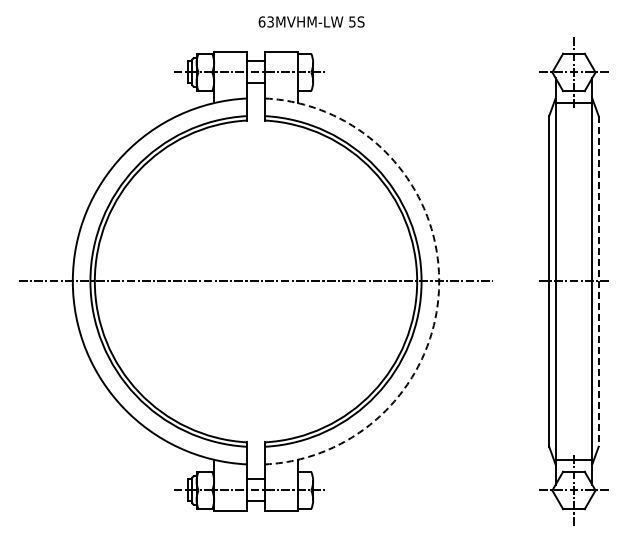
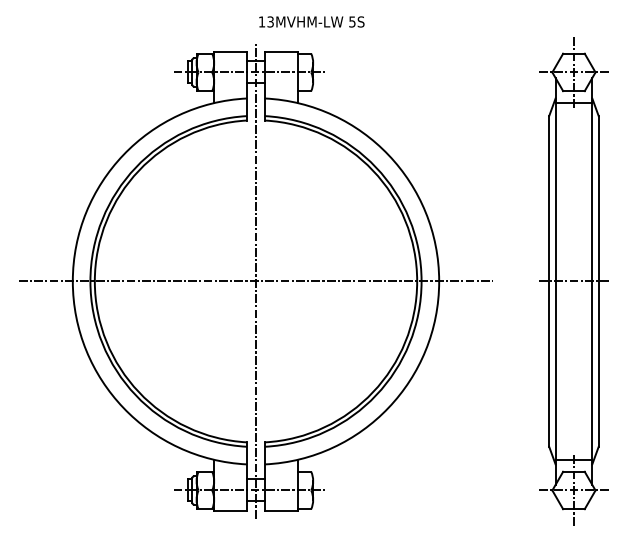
text: 63MVHM-LW -> 13MVHM-LW (261, 21)
line: none -> present (256, 281)
arc: dashed -> solid (439, 281)
line: dashed -> solid (598, 281)
